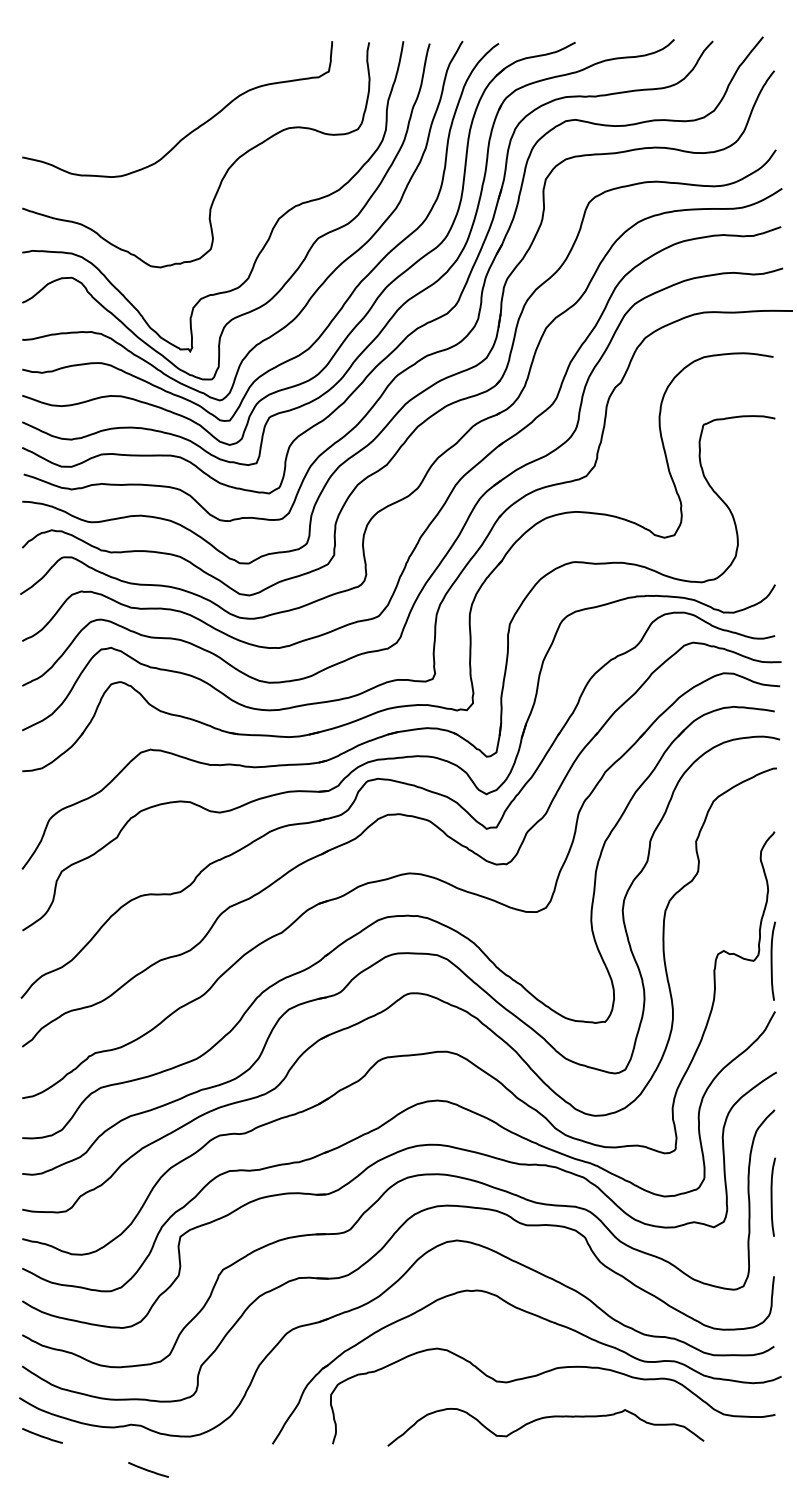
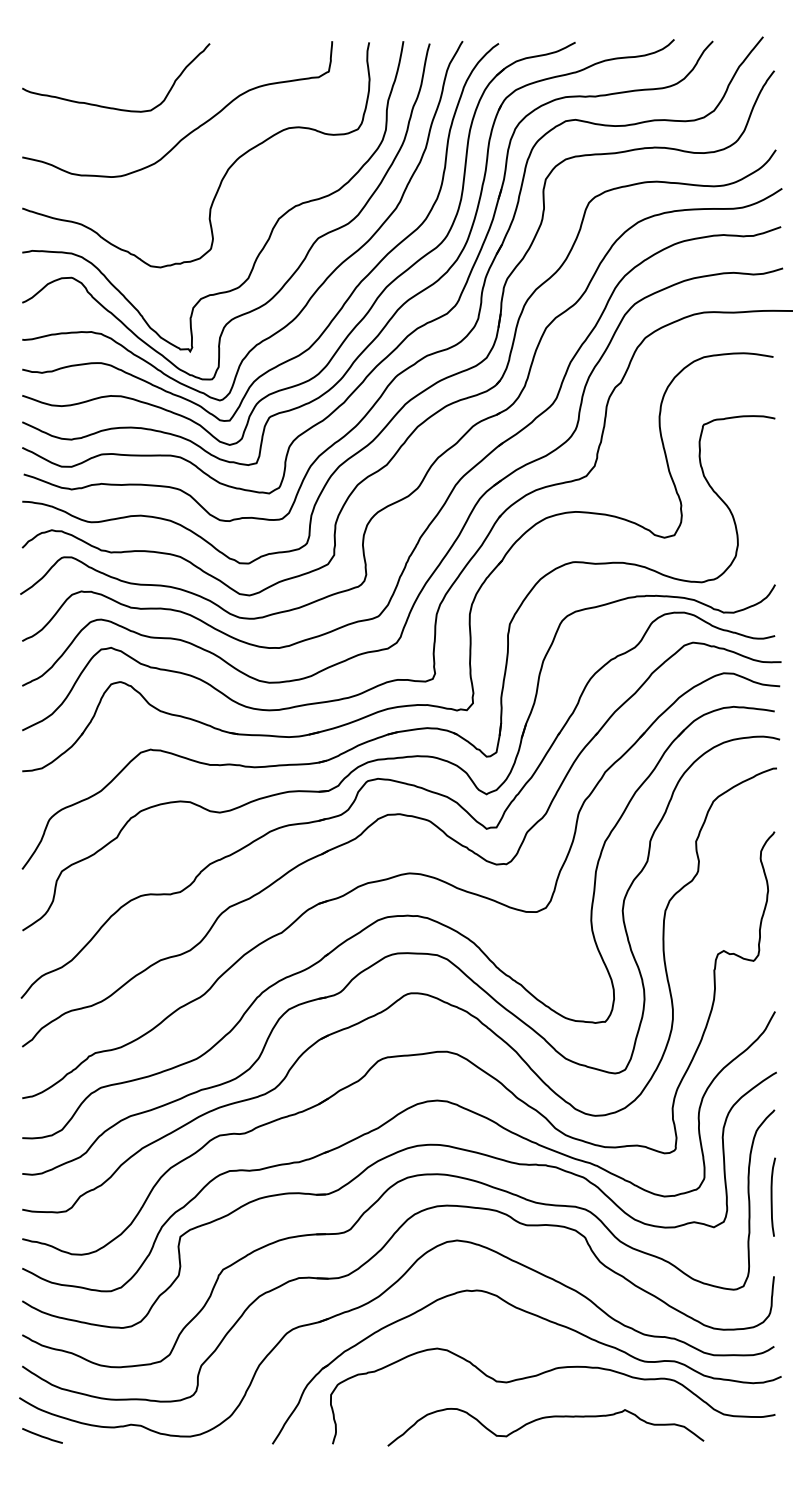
curve: none -> present (114, 107)
curve: present -> none (772, 960)
line: present -> none (148, 1469)
